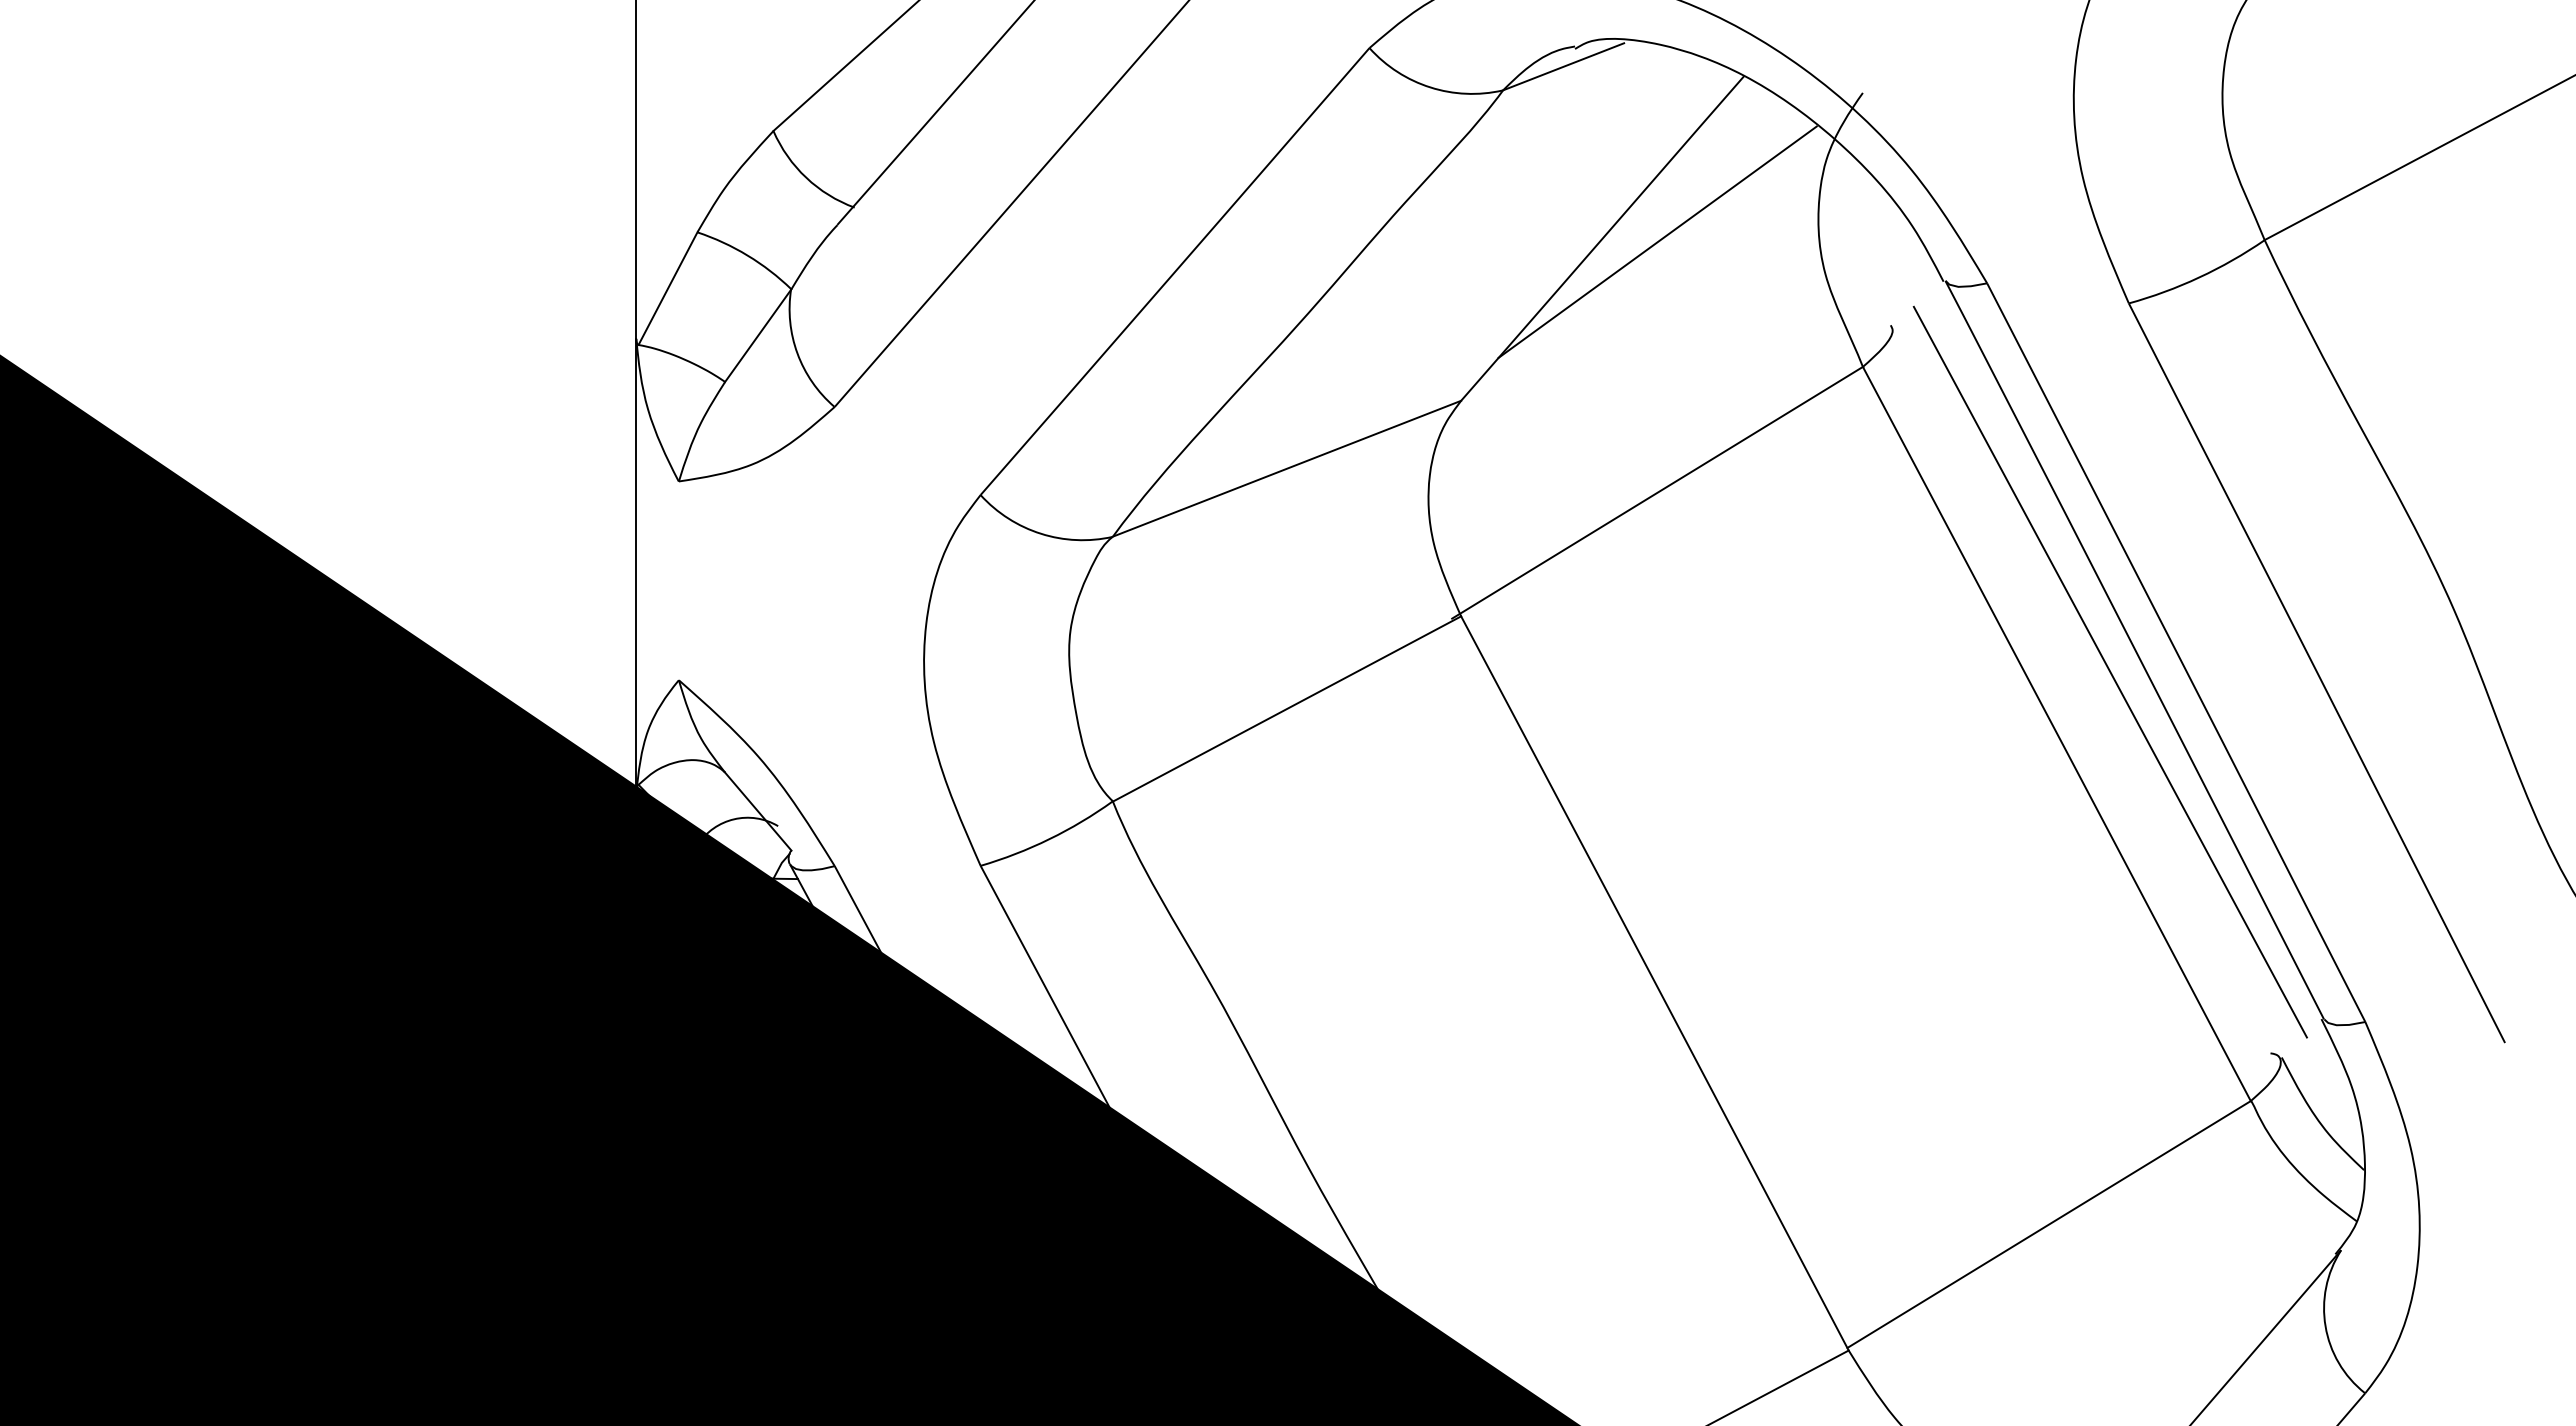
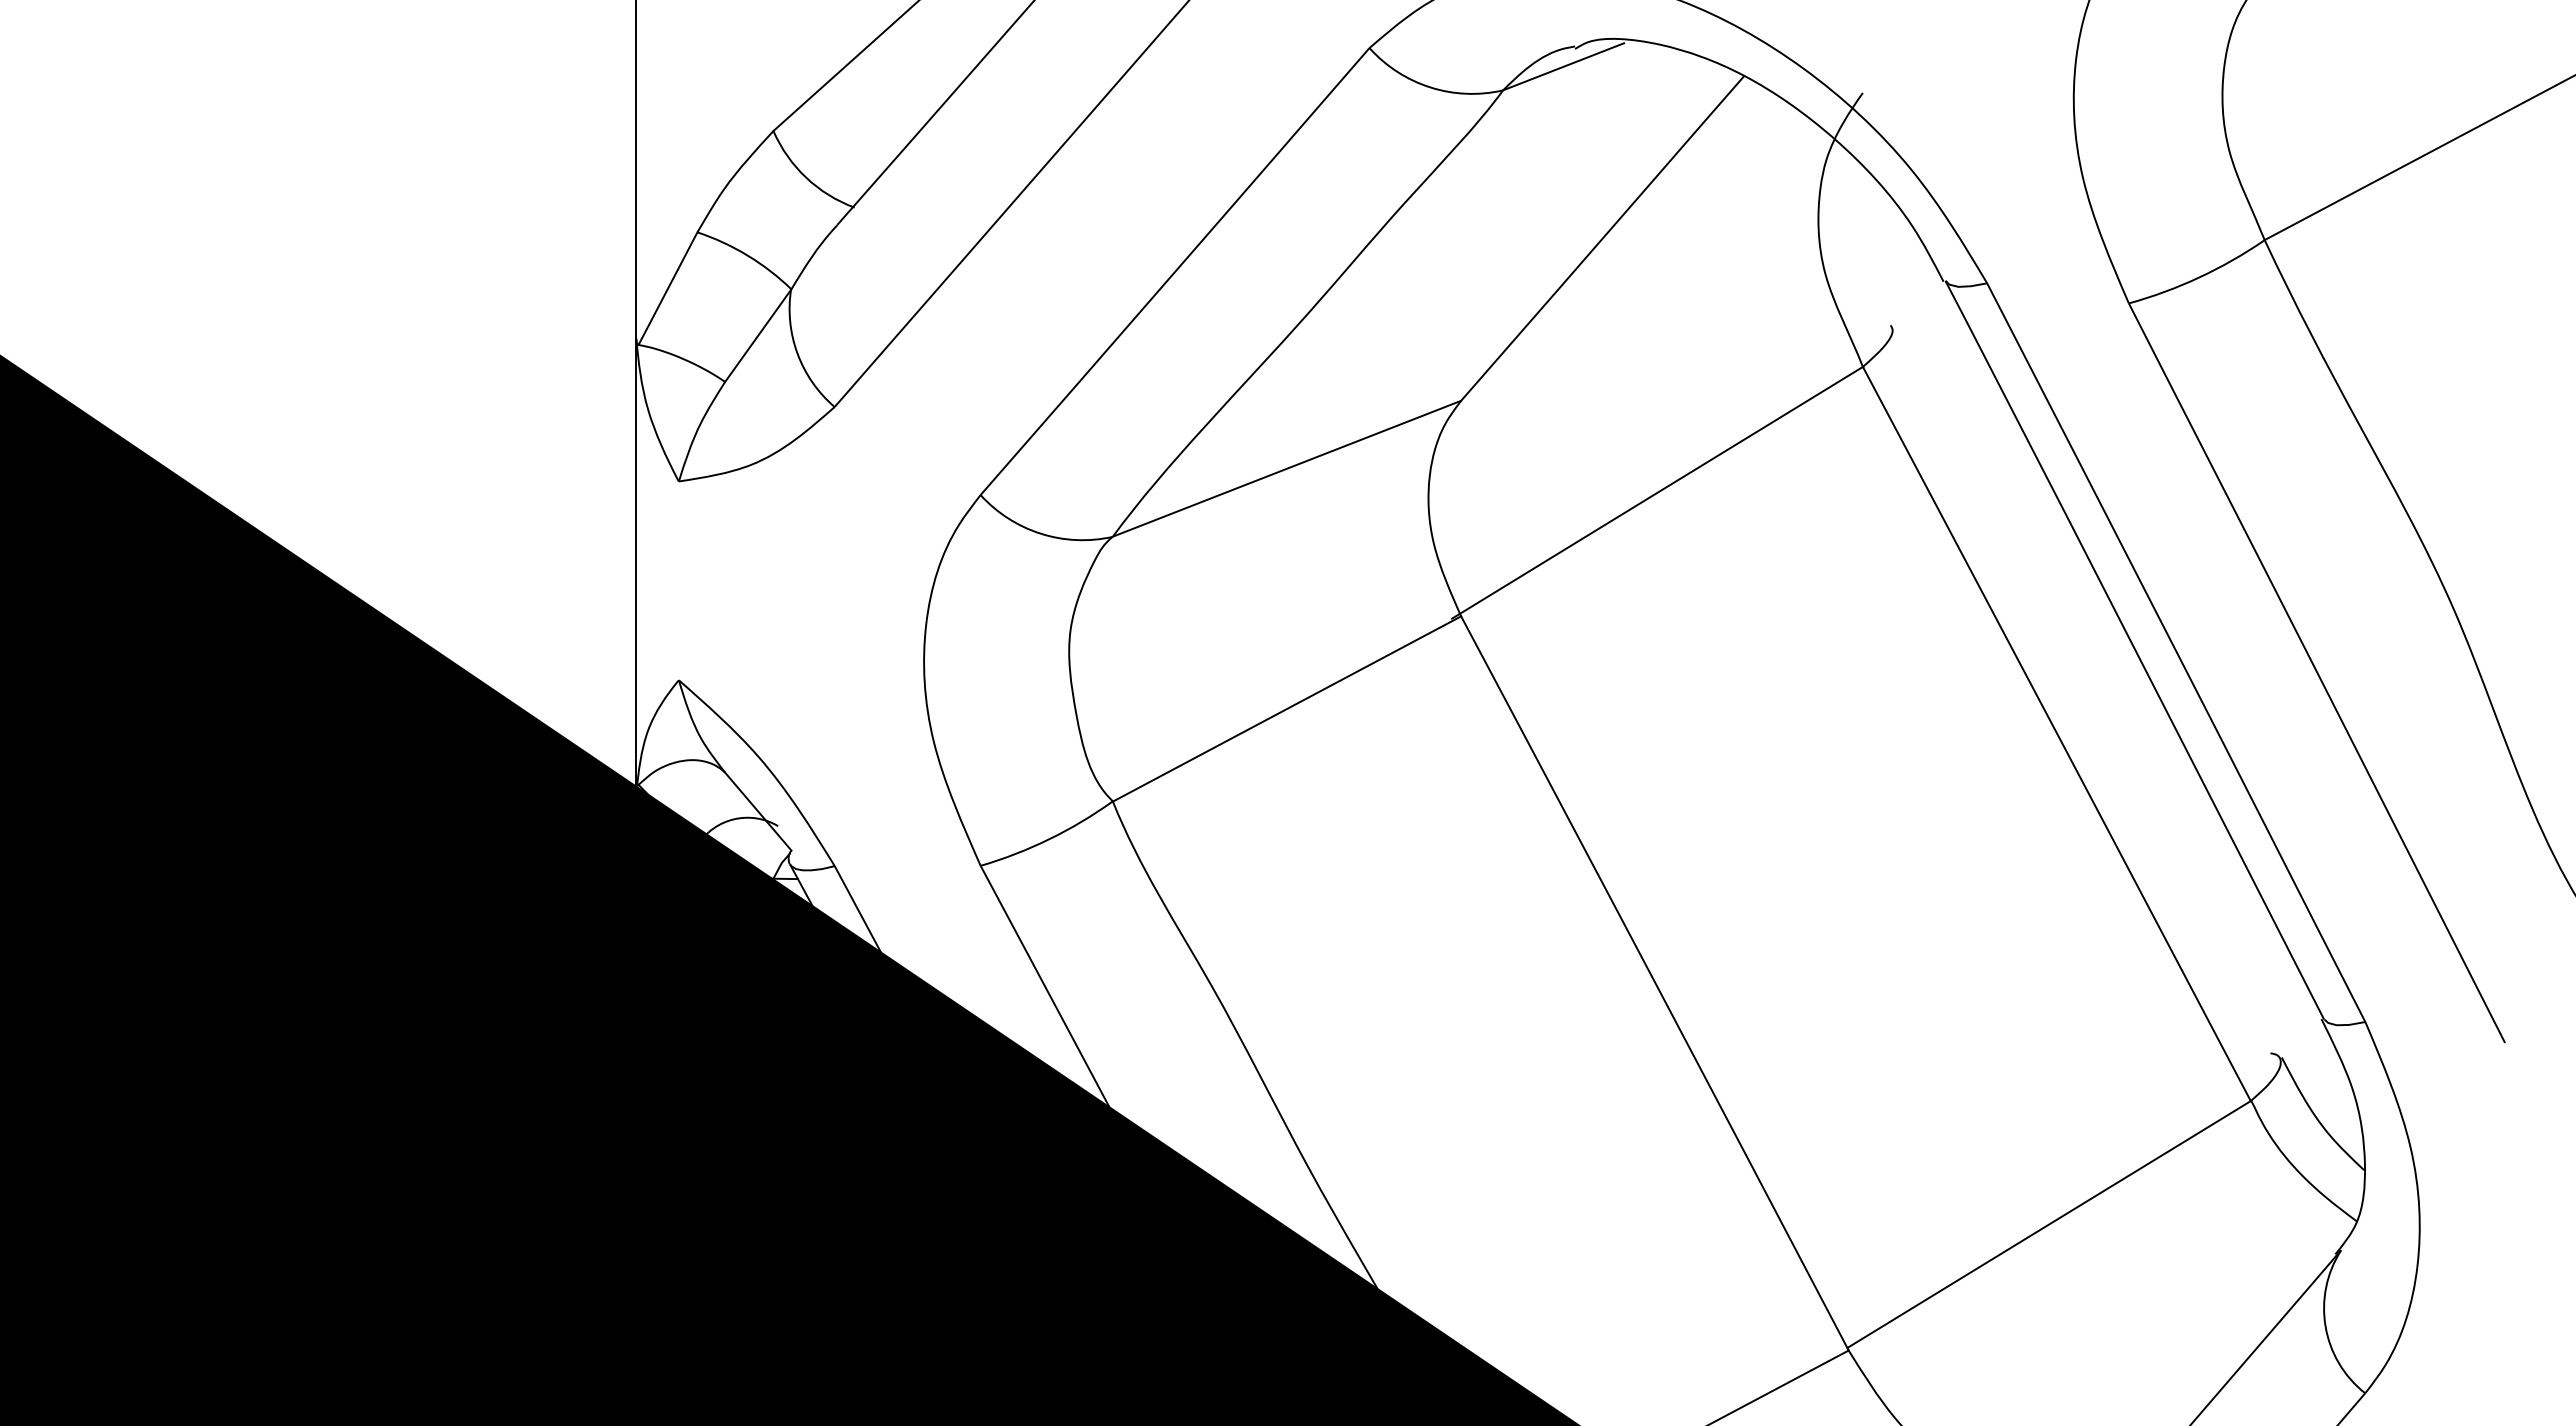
line: present -> none (1657, 241)
line: present -> none (2109, 671)
